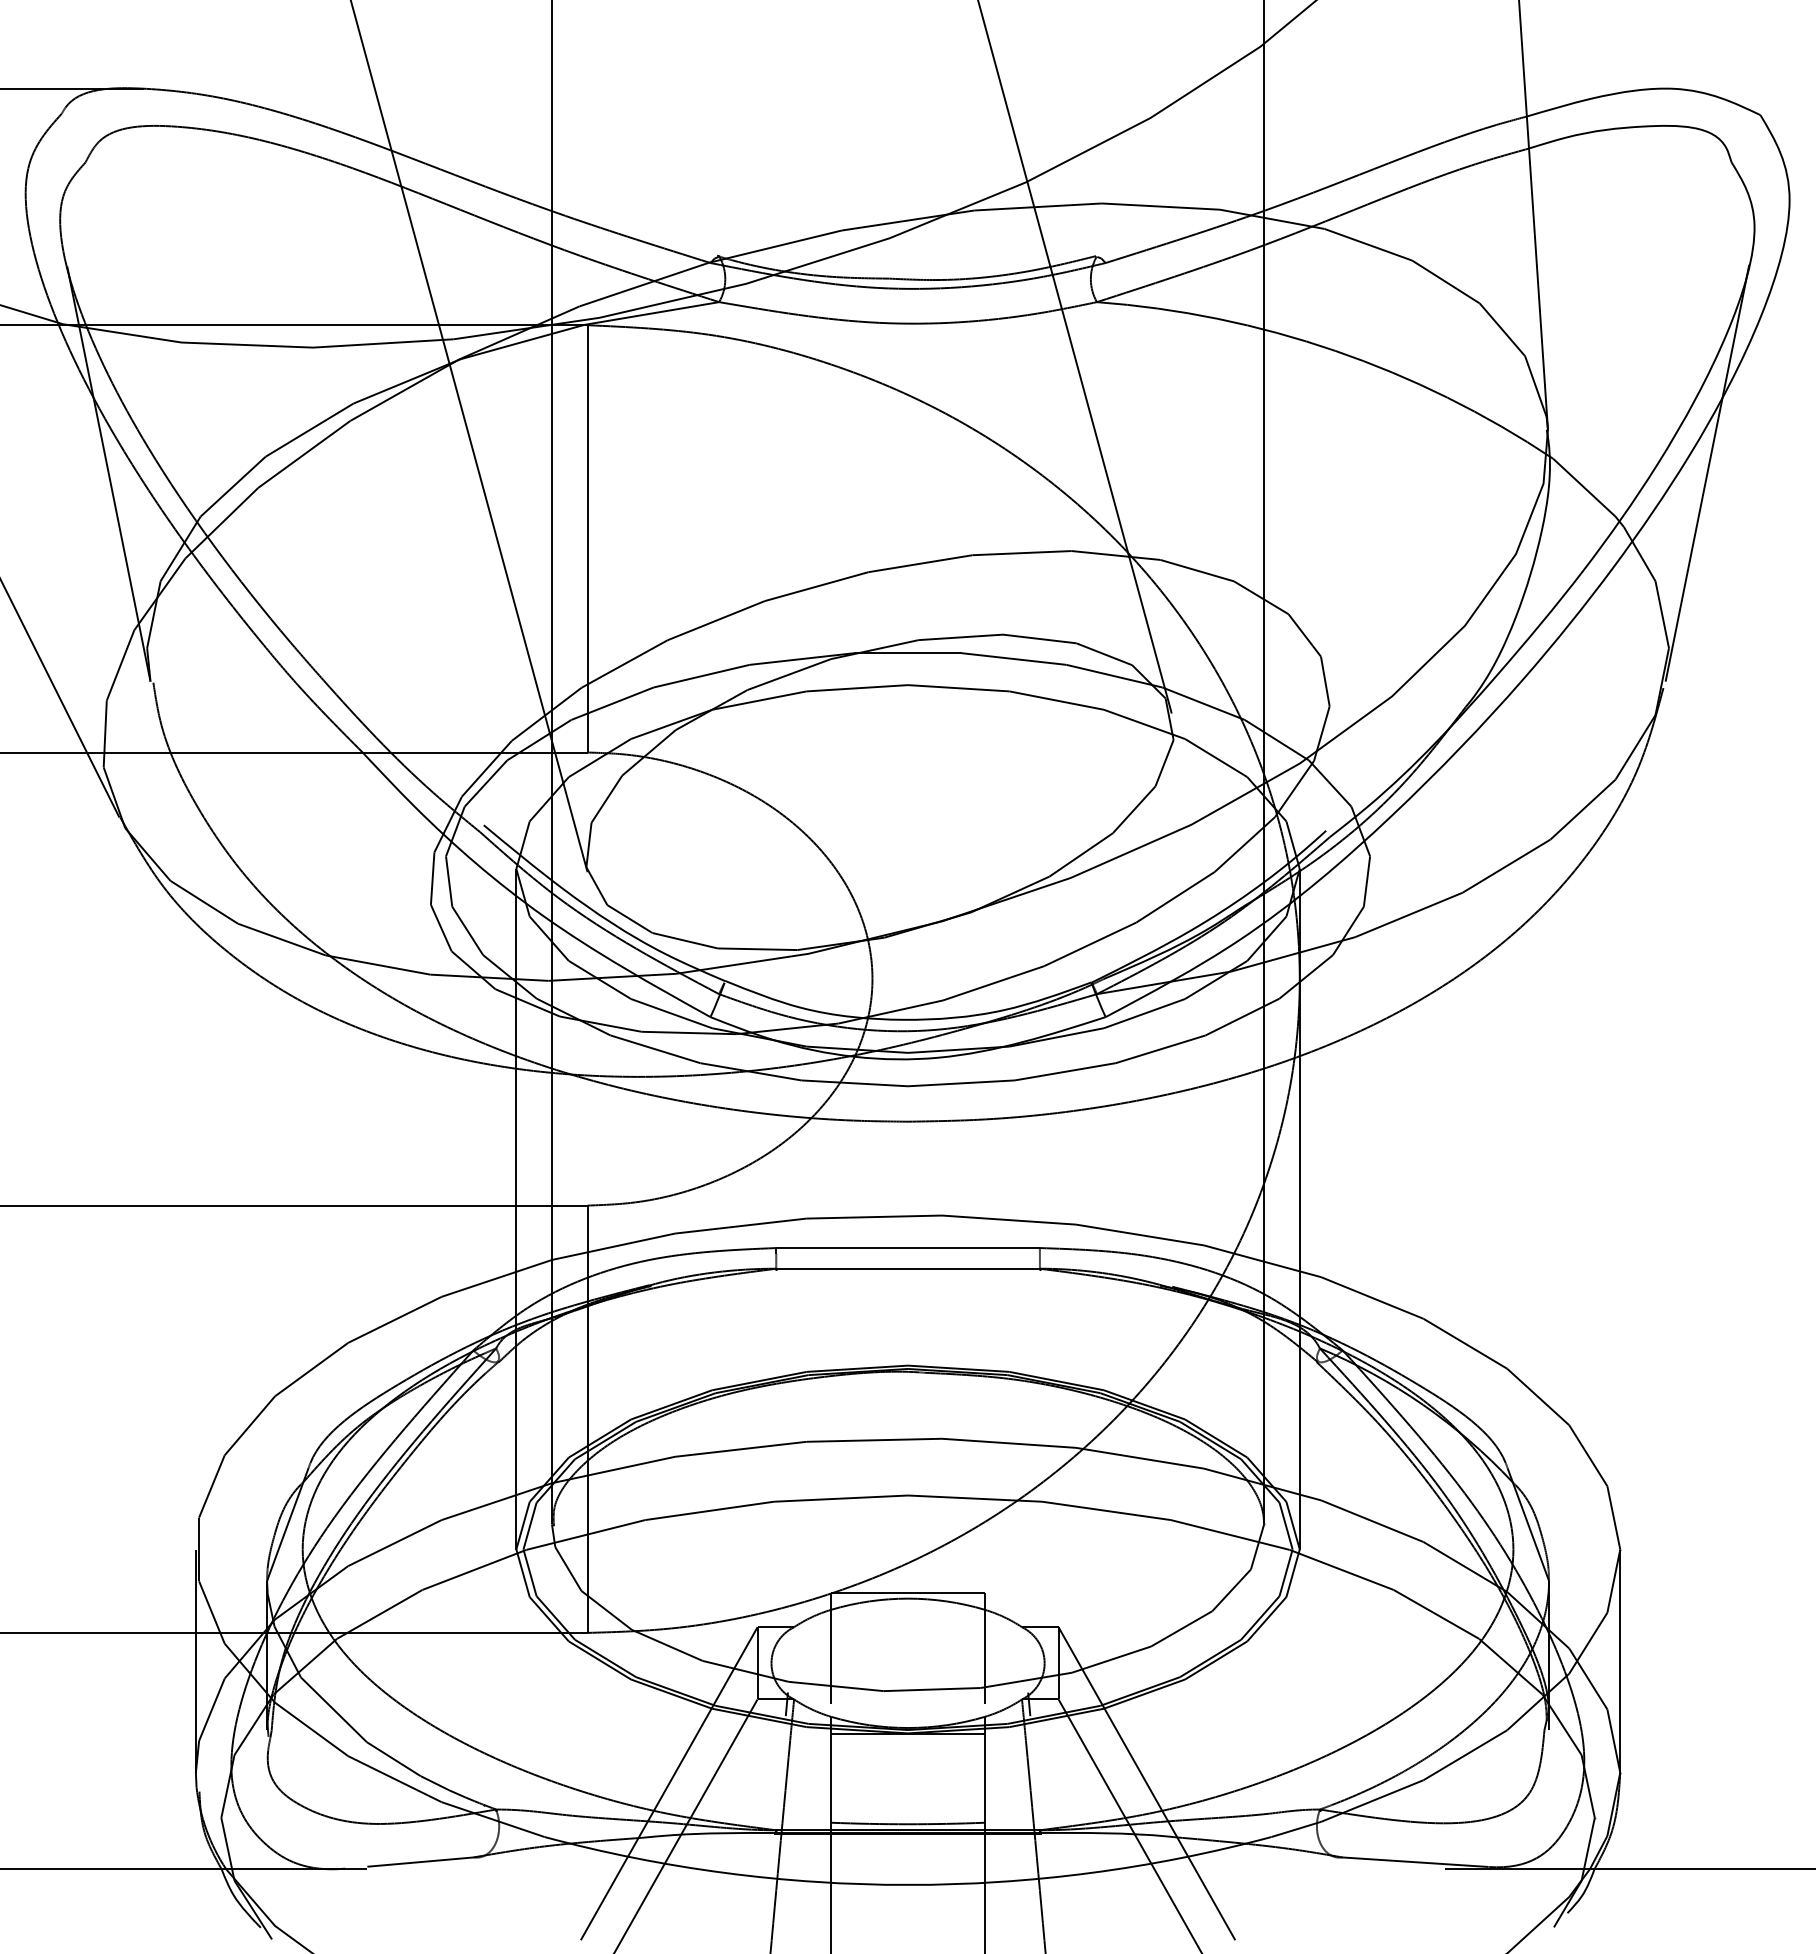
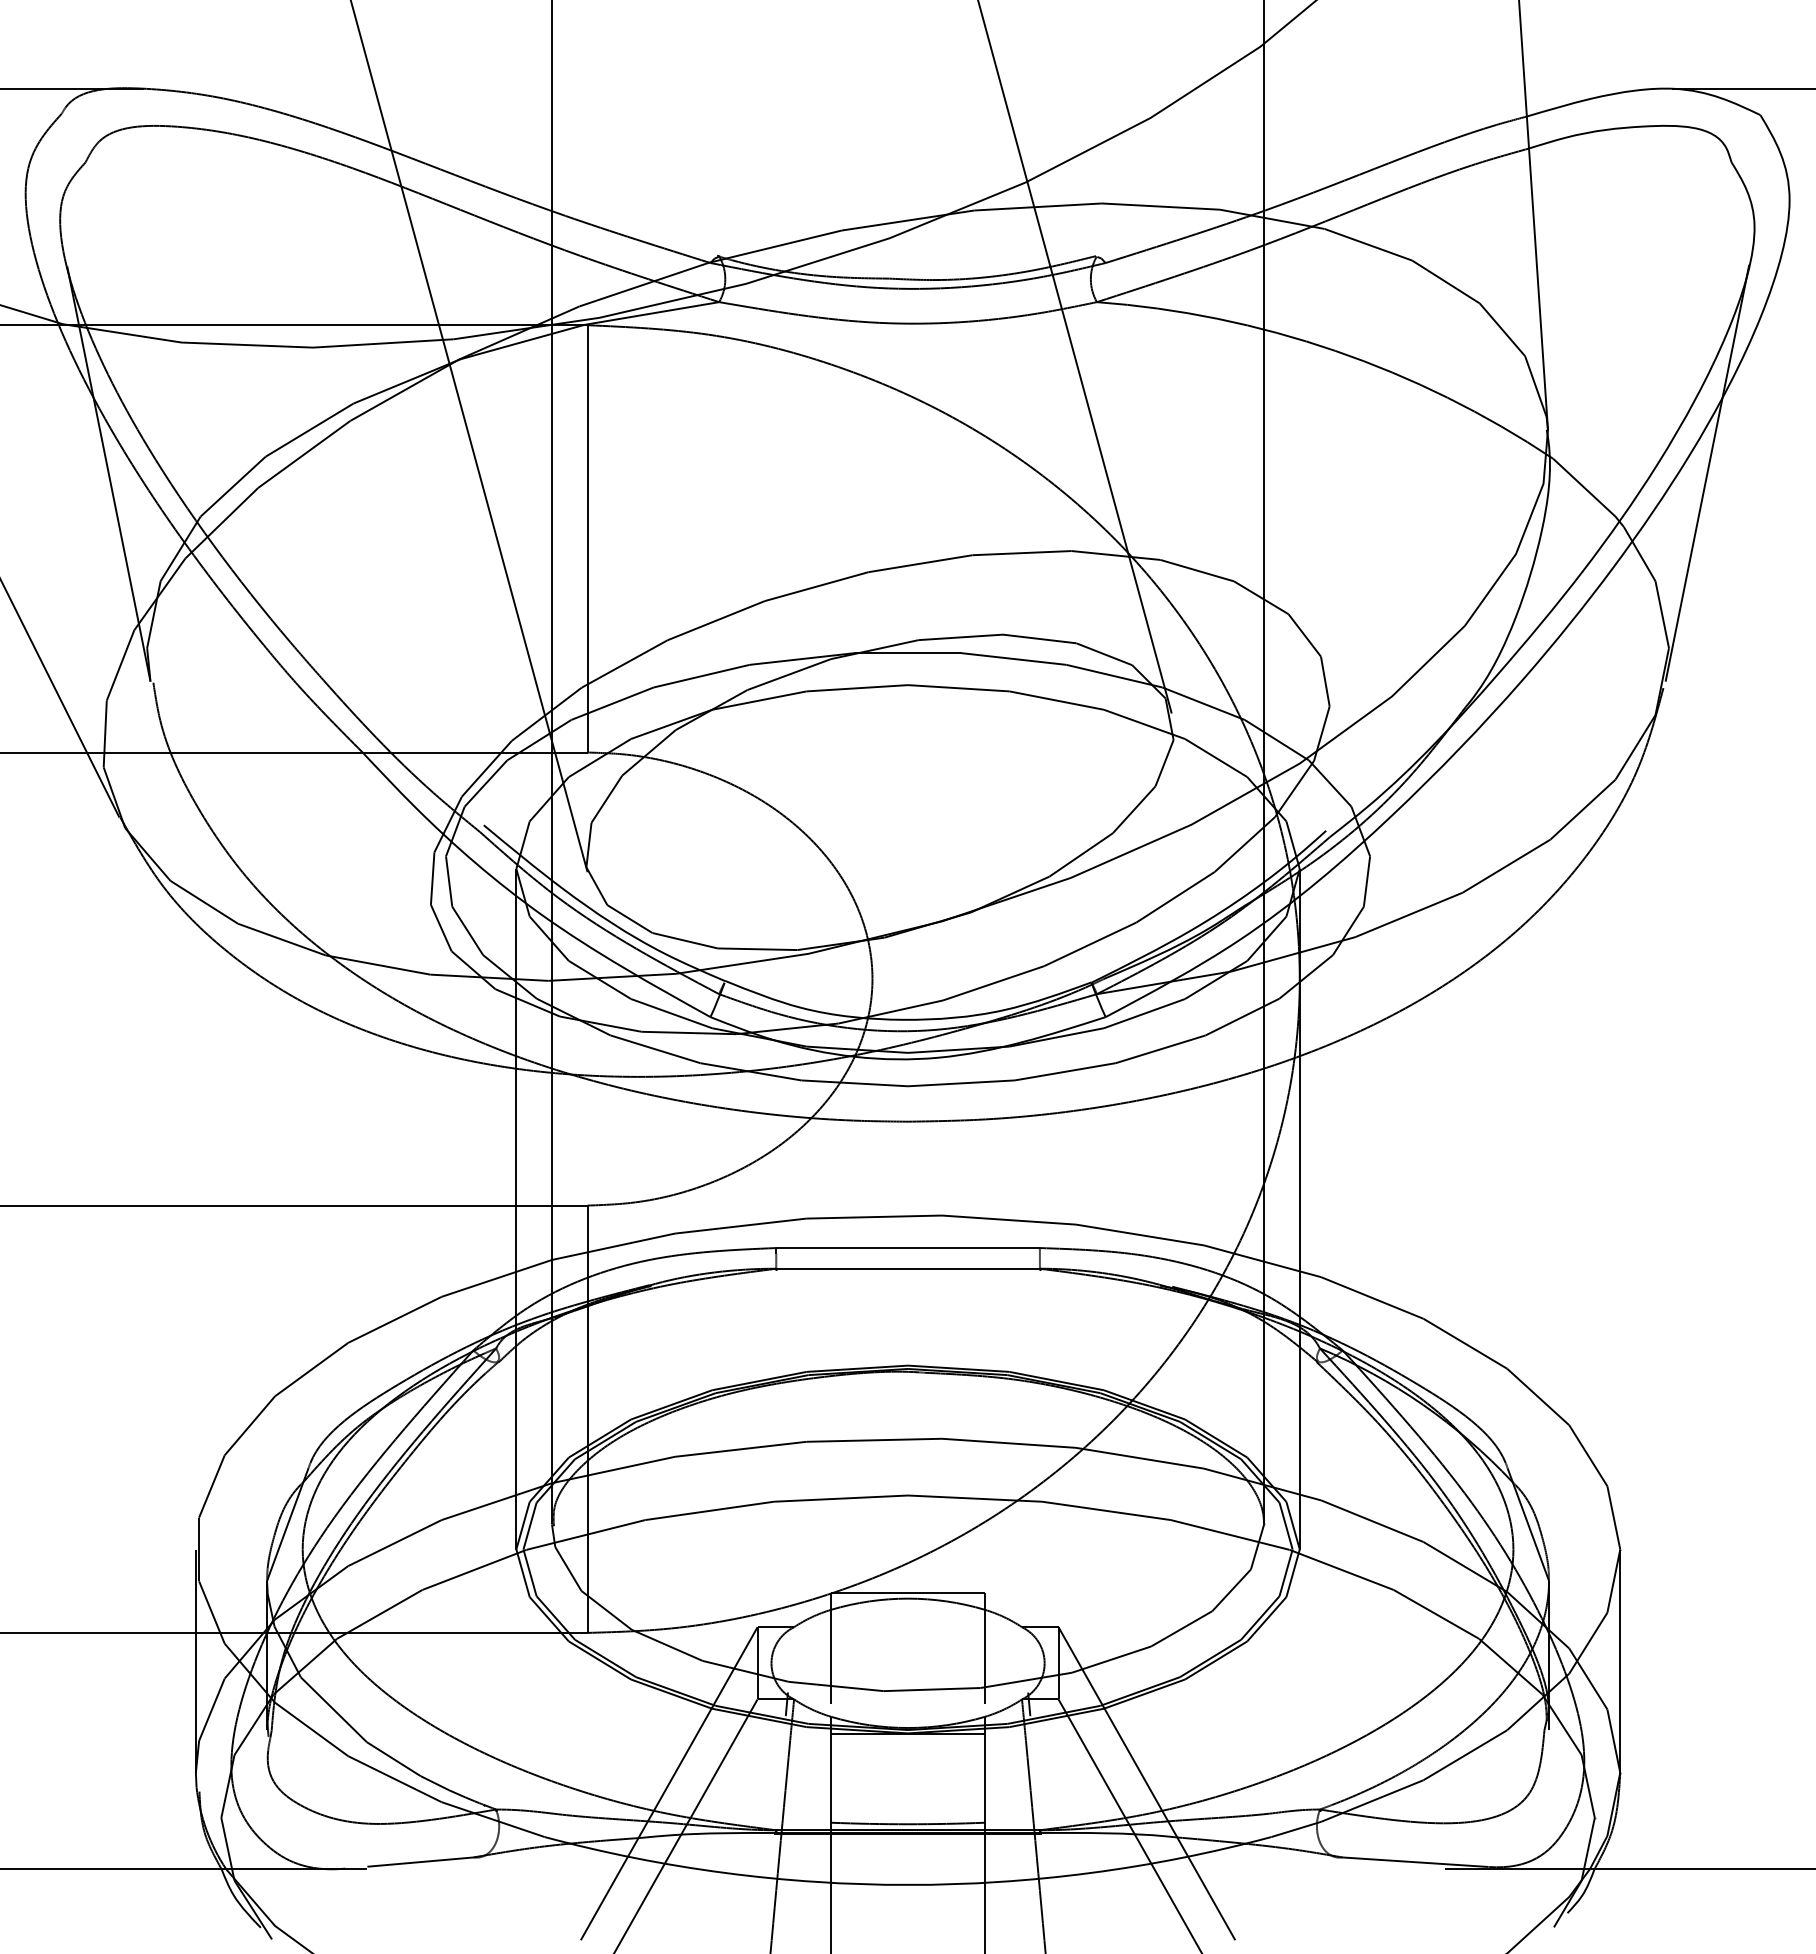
line: none -> present (1742, 88)
